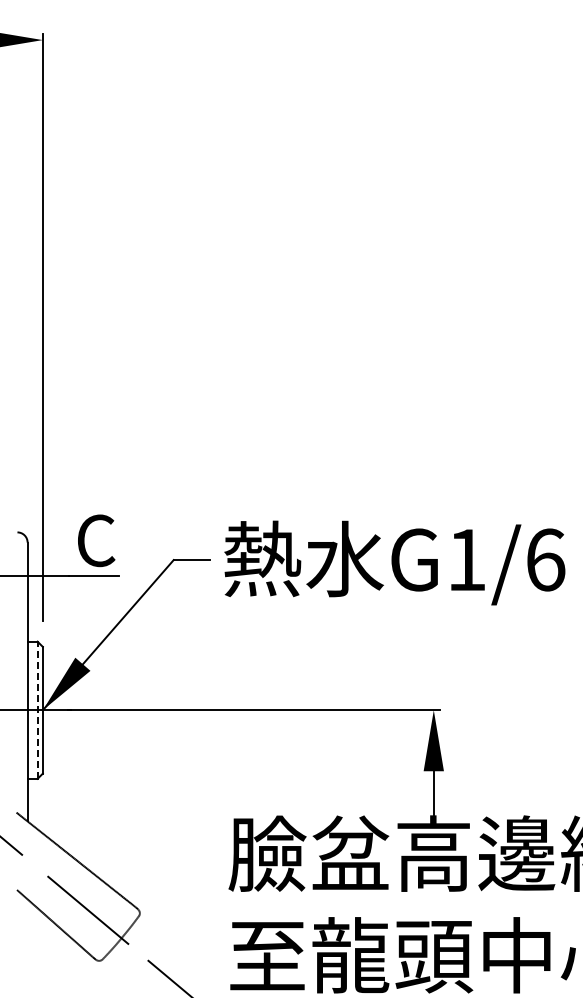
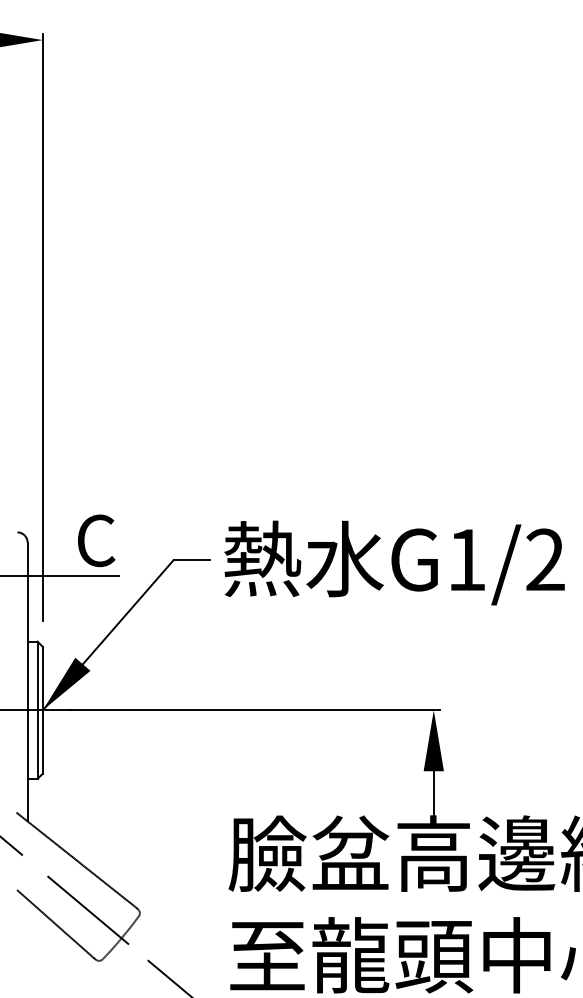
text: G1/6 -> G1/2 (545, 559)
line: dashed -> solid (37, 710)
